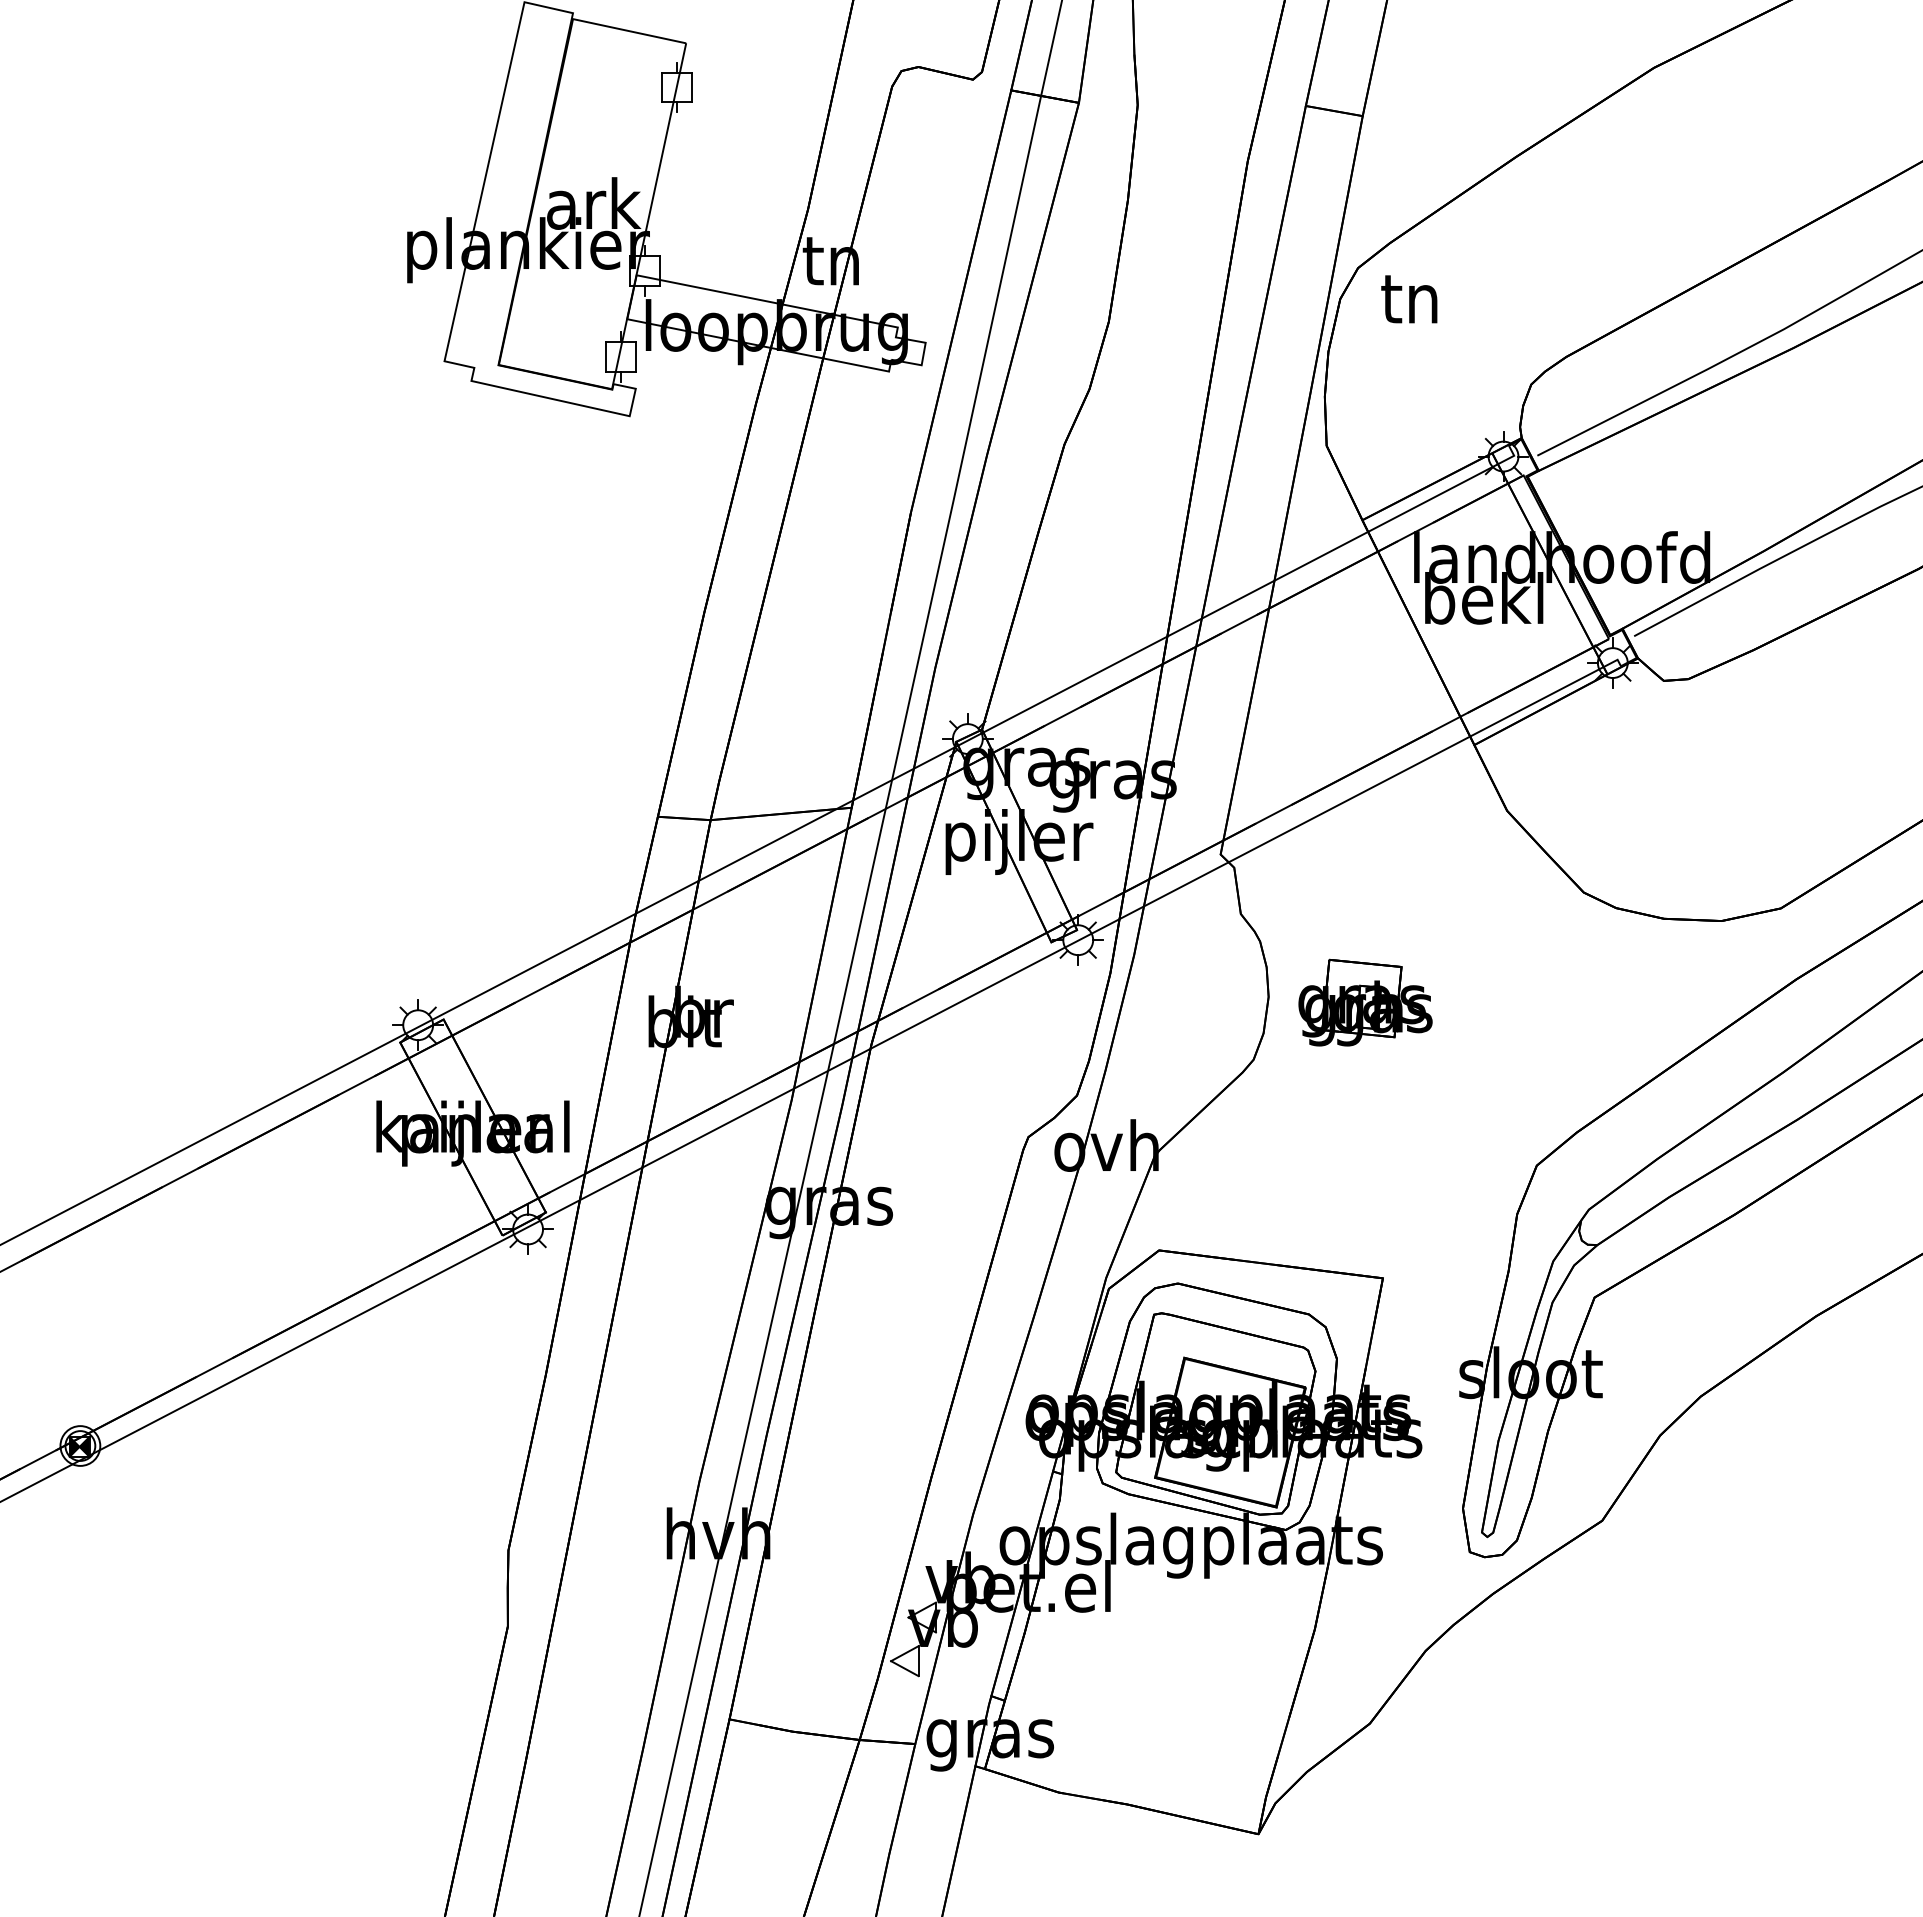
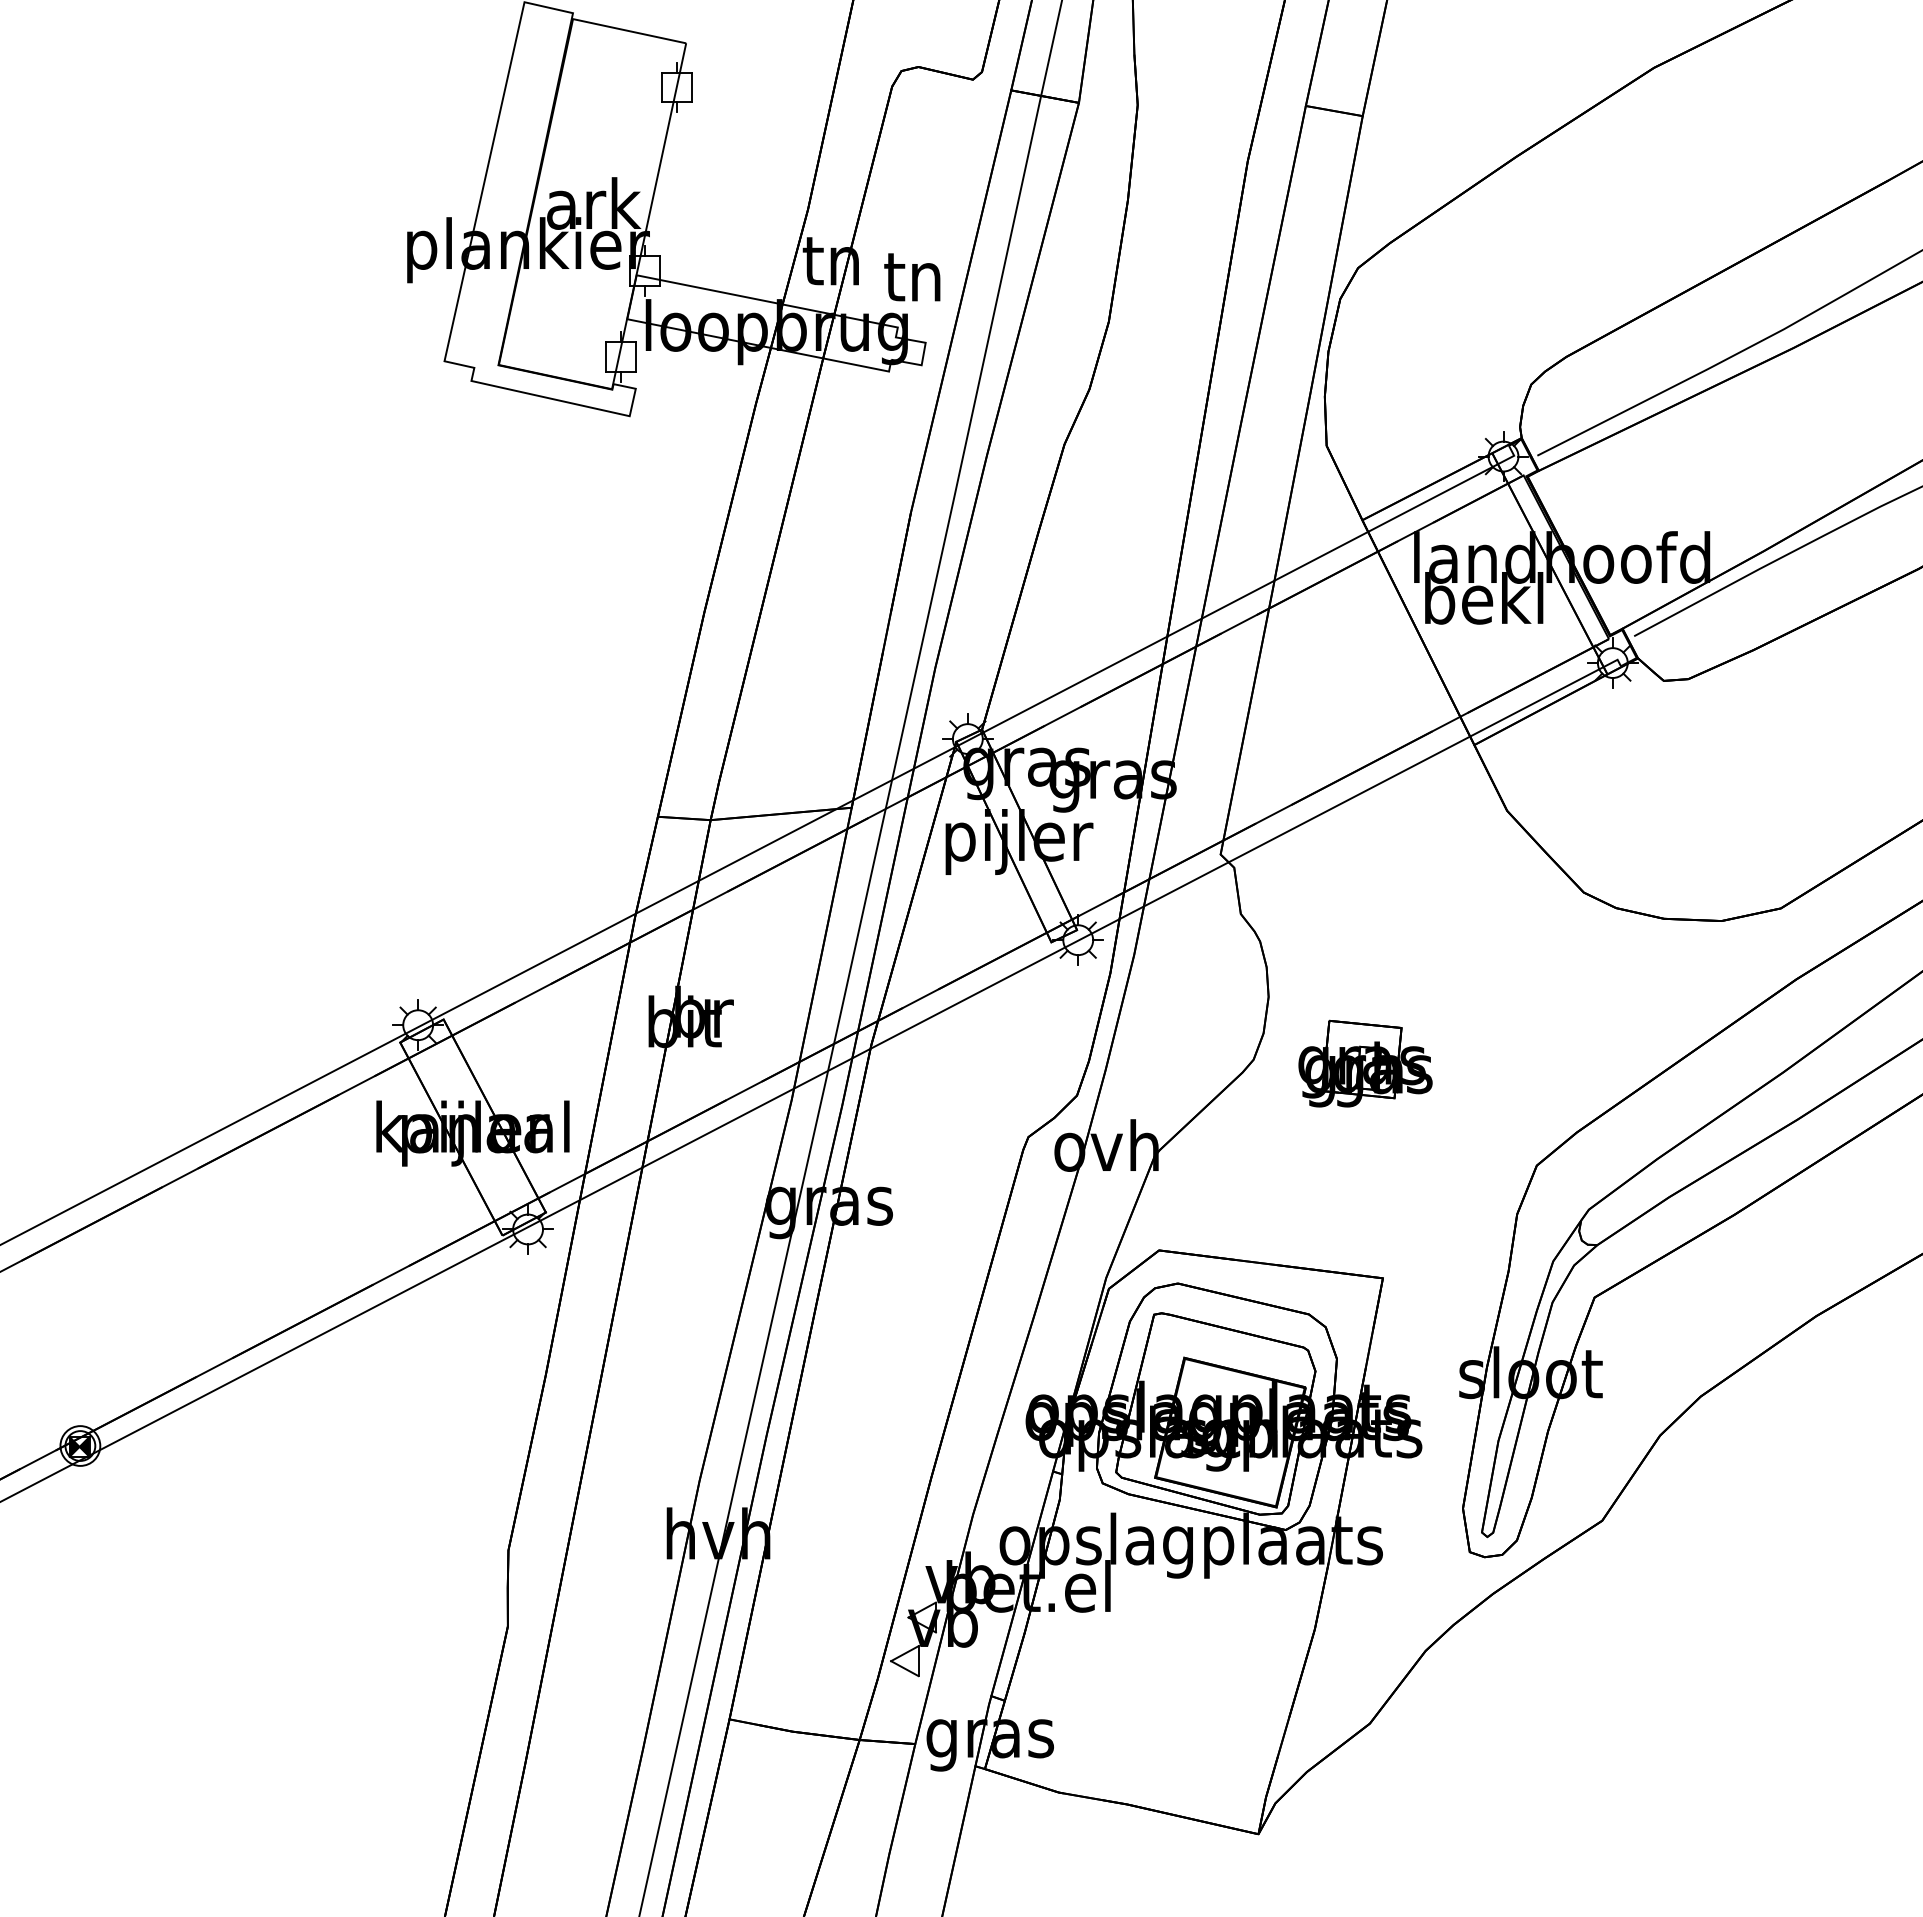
text position: (1409, 299) -> (912, 277) (912, 277)
part position: (1365, 1002) -> (1365, 1063) (1365, 1063)
